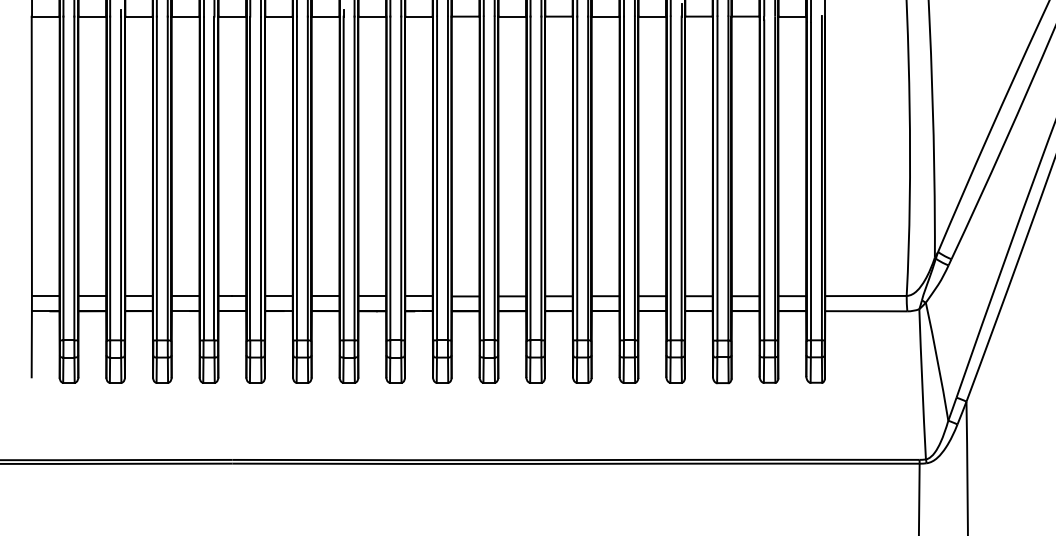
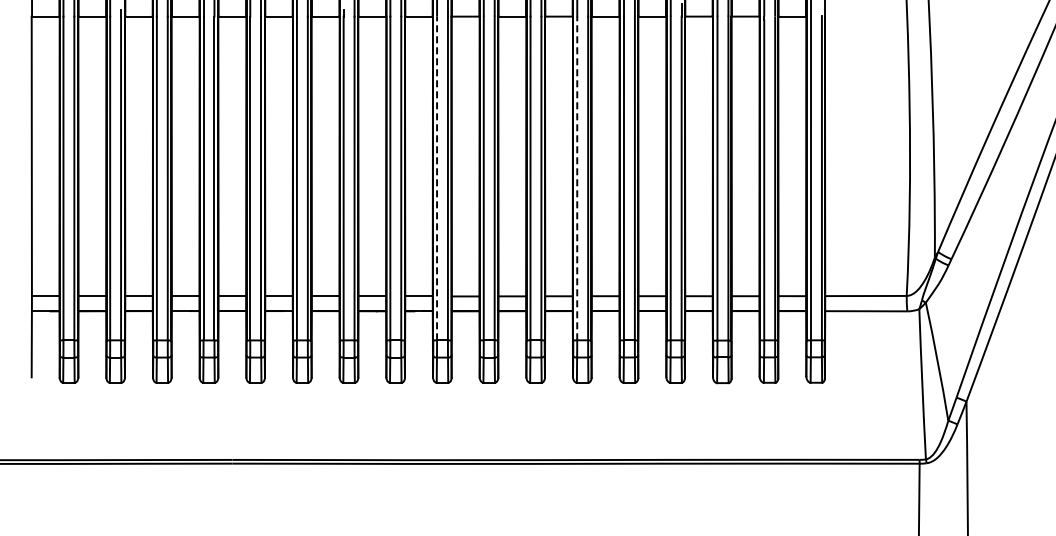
line: solid -> dashed (437, 178)
line: solid -> dashed (577, 178)
